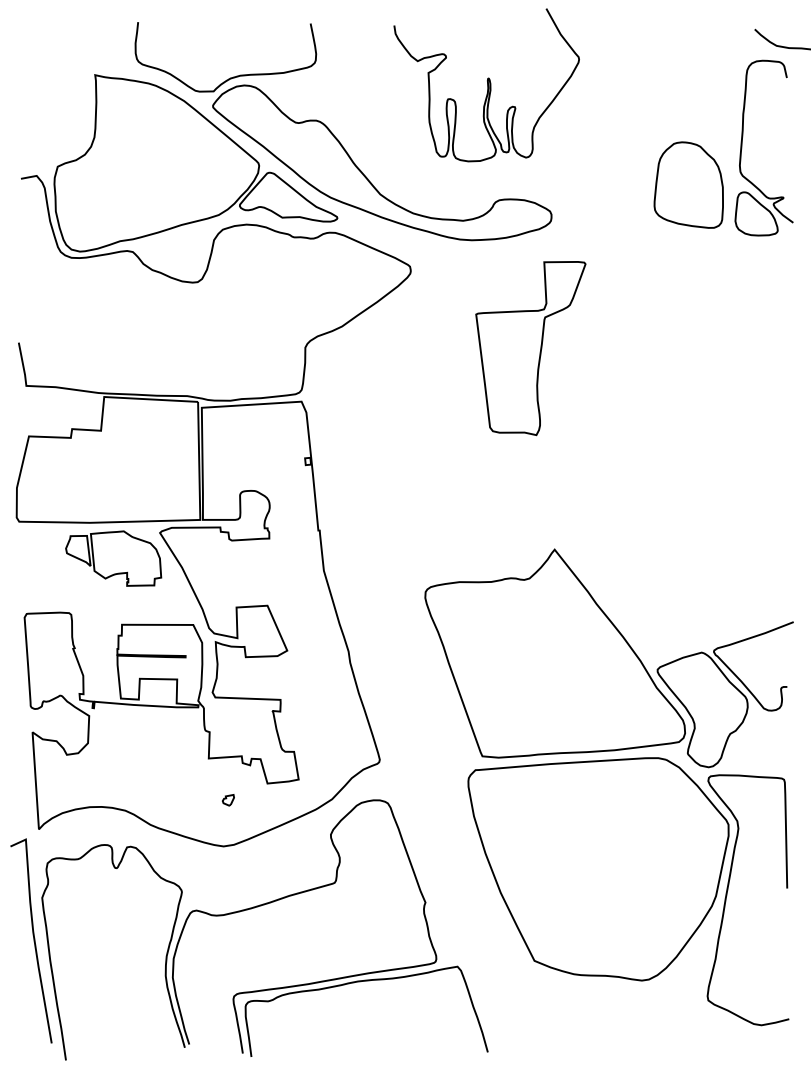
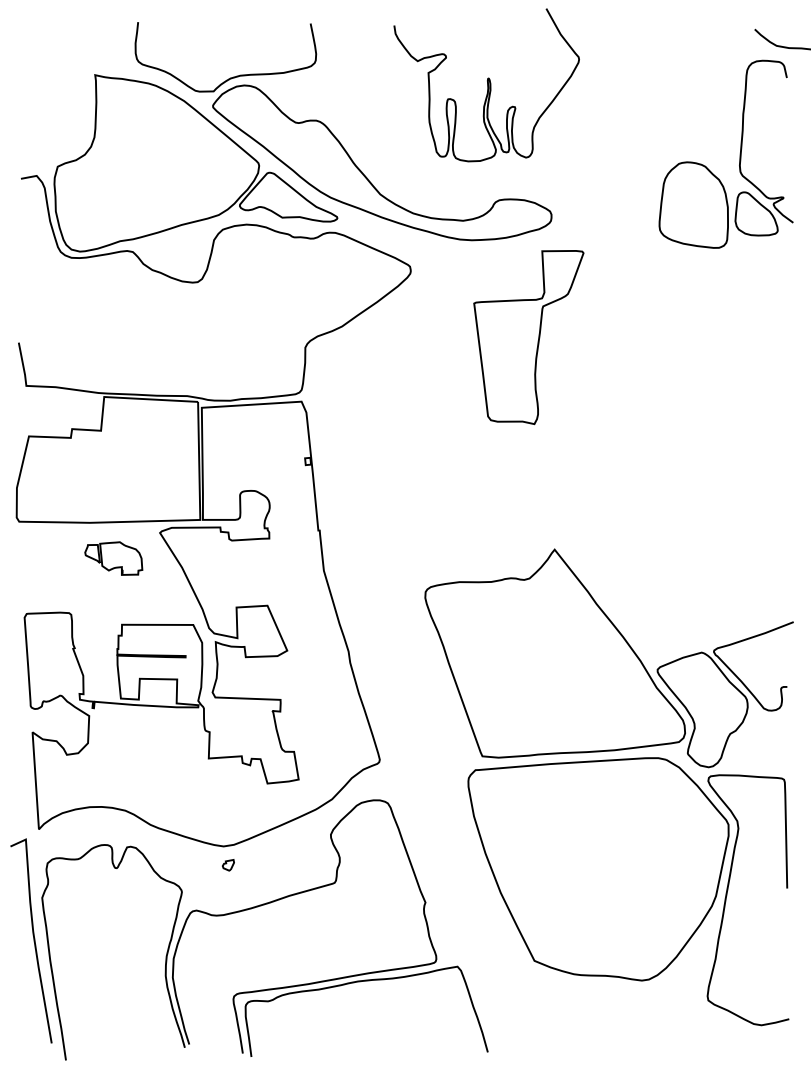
part position: (688, 184) -> (693, 204) (693, 204)
part position: (530, 348) -> (528, 337) (528, 337)
part size: 98x57 px -> 60x35 px (113, 558)
part position: (227, 800) -> (227, 865) (227, 865)
